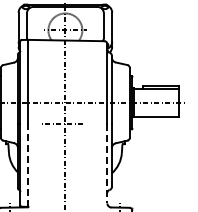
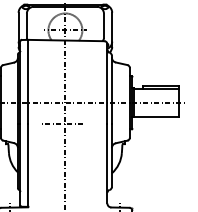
line: dashed -> solid (107, 163)
line: dashed -> solid (28, 165)
